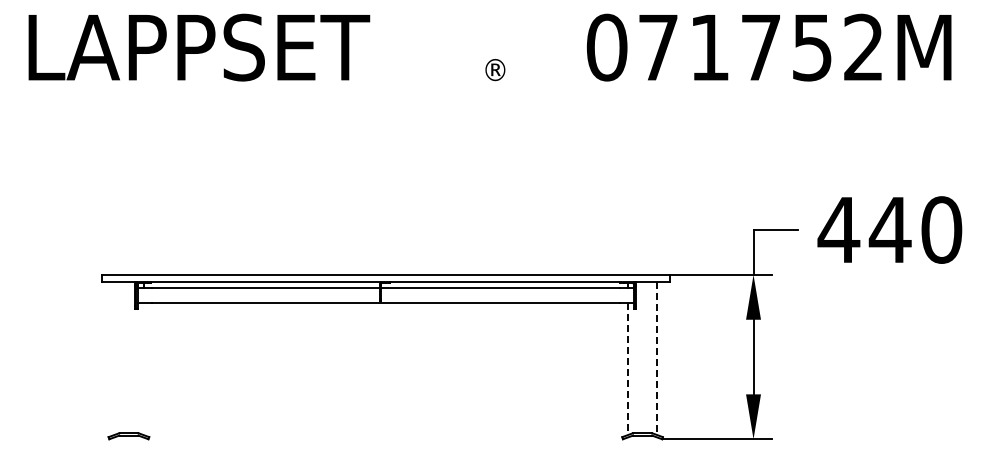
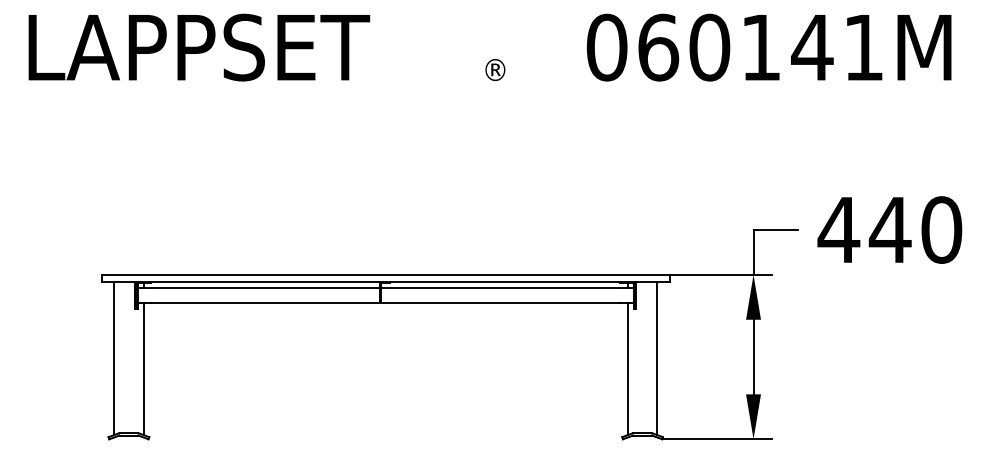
text: 071752M -> 060141M (760, 47)
line: none -> present (114, 358)
line: dashed -> solid (657, 359)
line: none -> present (143, 368)
line: dashed -> solid (628, 369)
